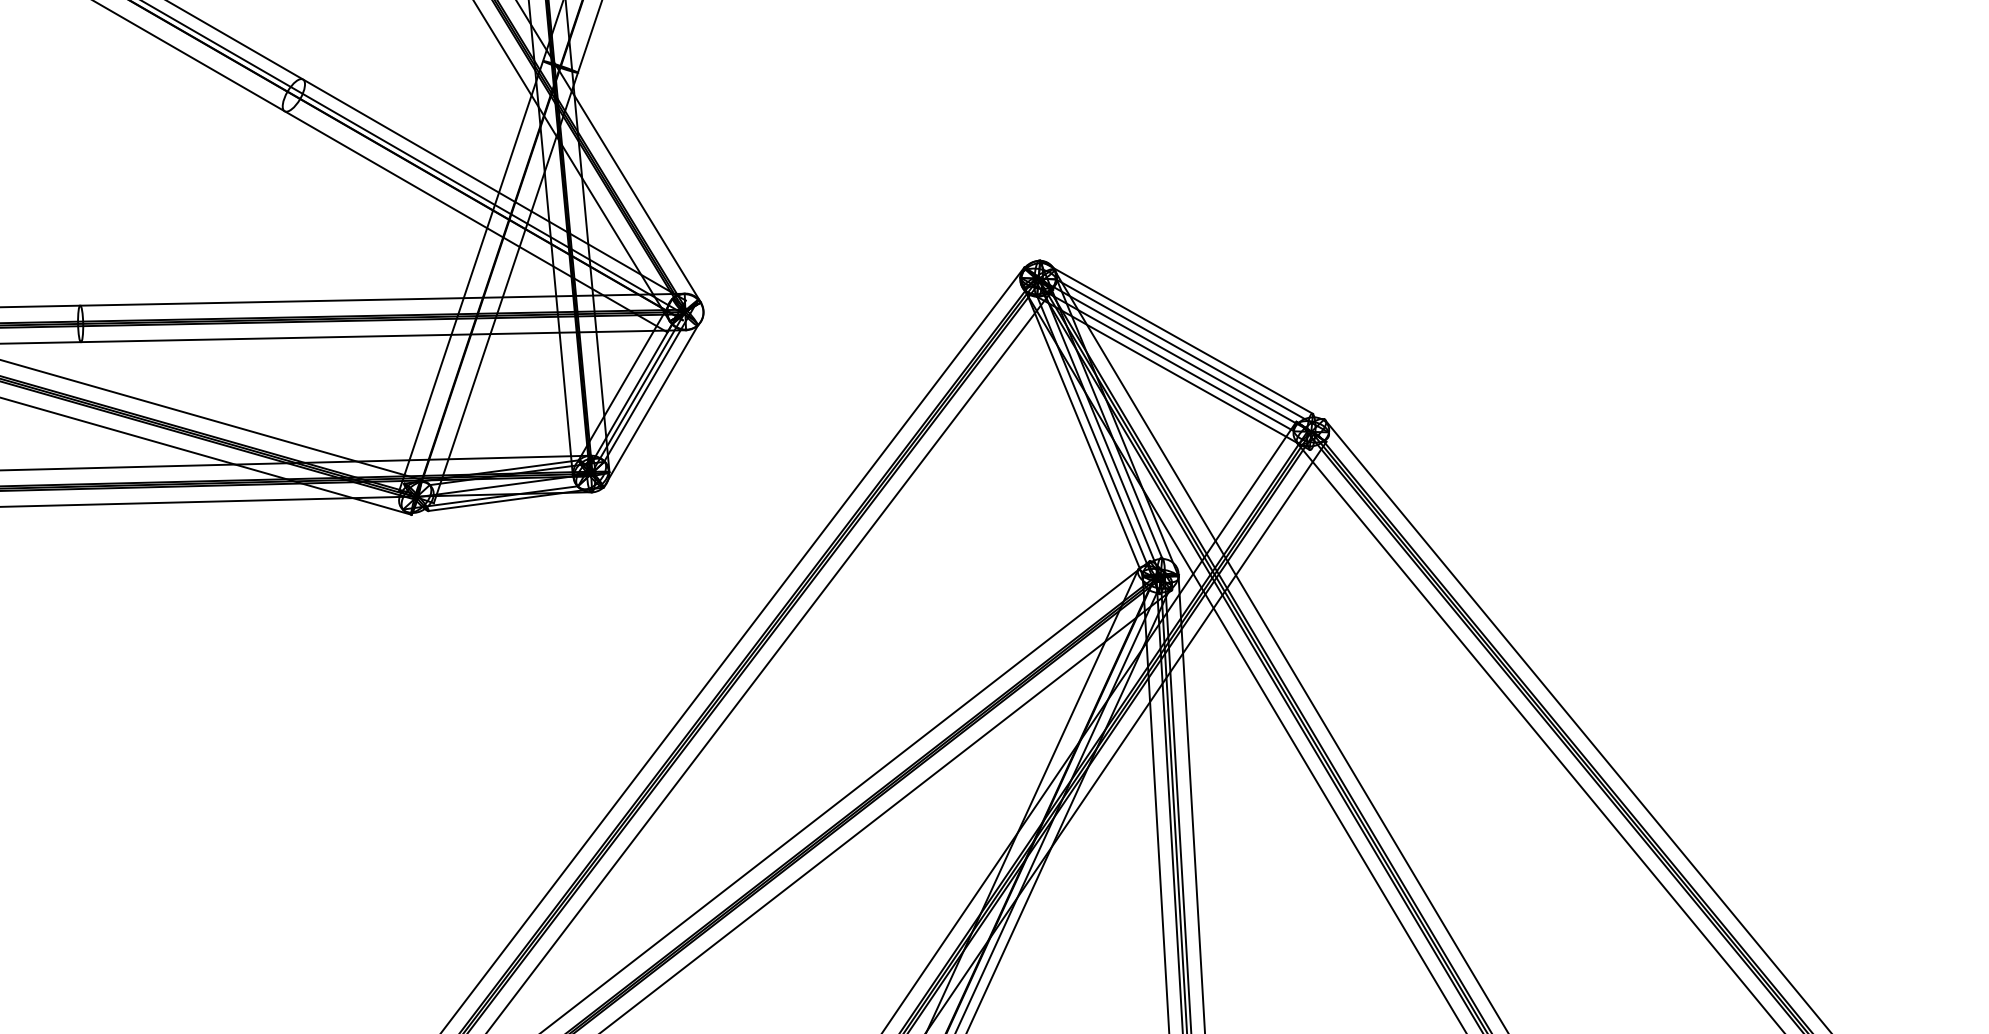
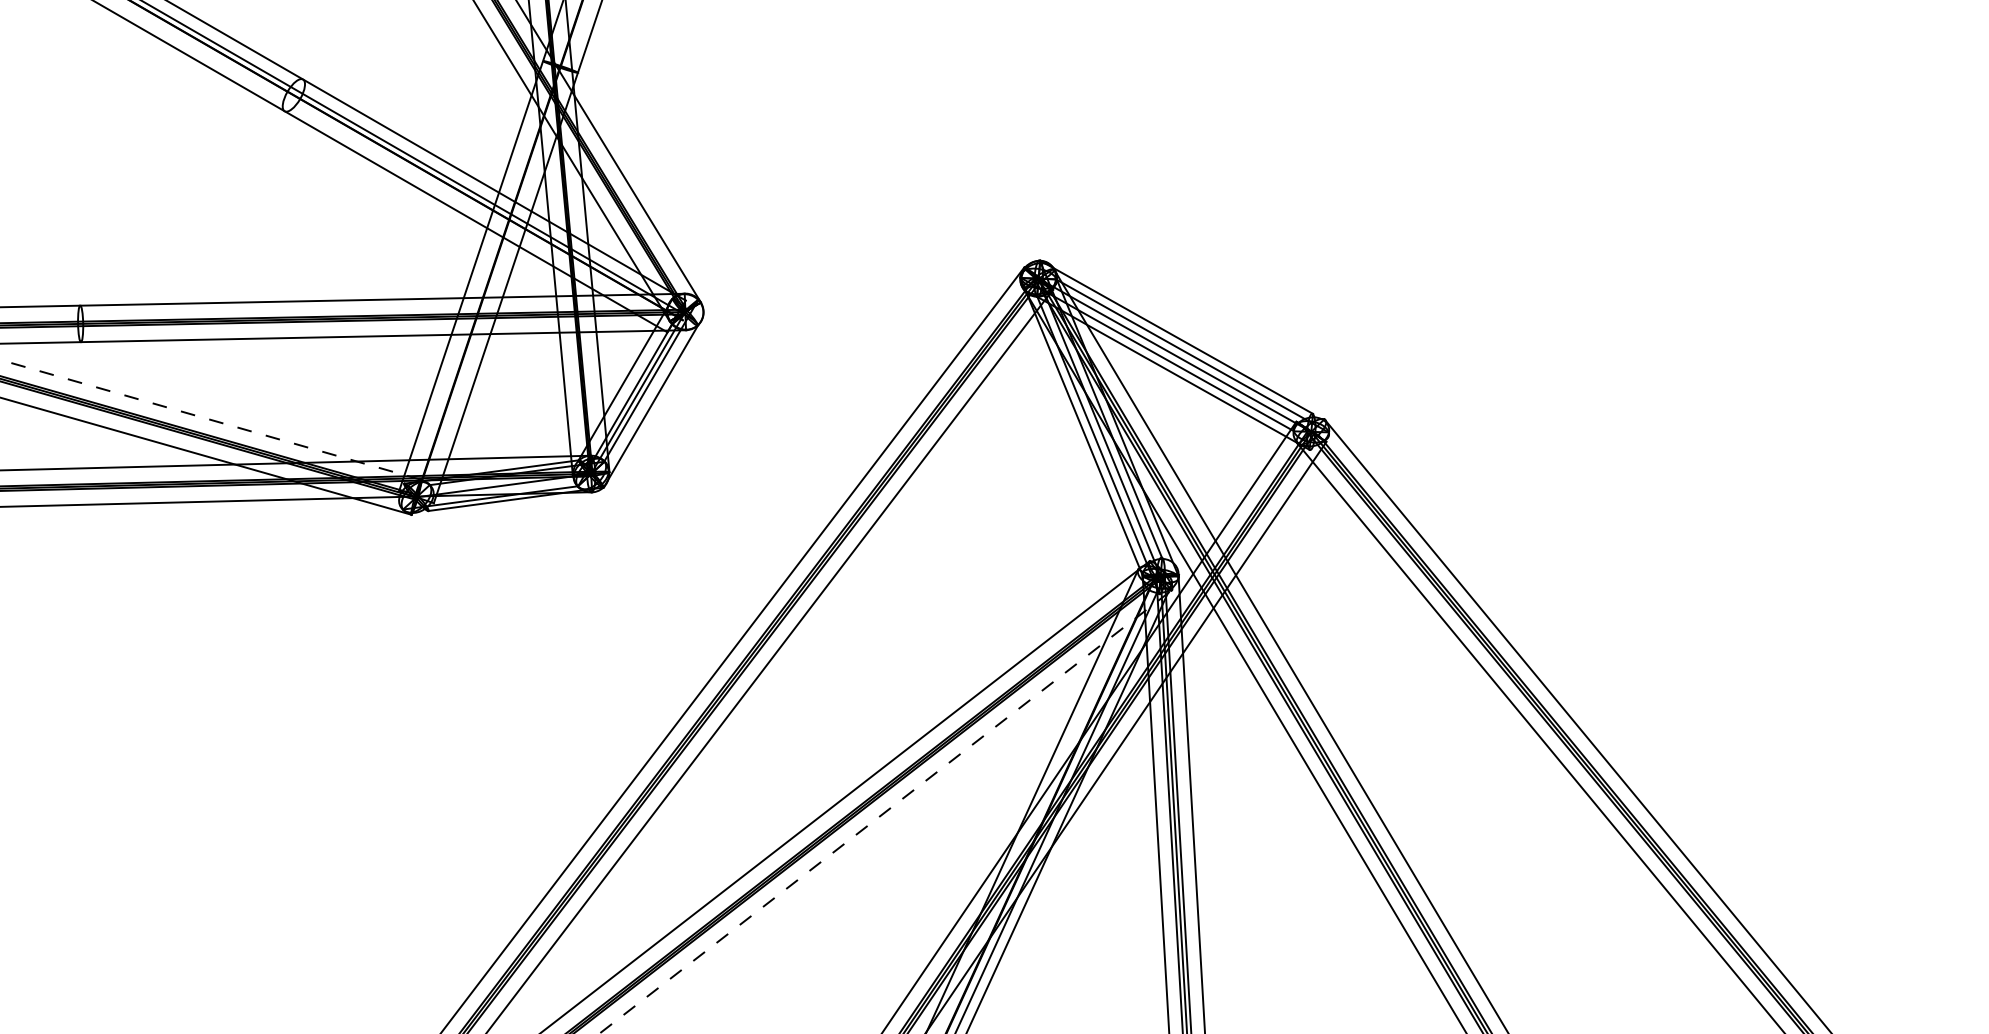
line: solid -> dashed (210, 419)
line: solid -> dashed (885, 812)
